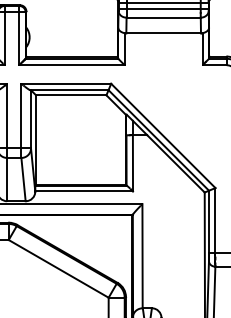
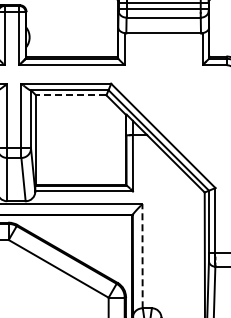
line: solid -> dashed (70, 95)
line: solid -> dashed (142, 255)
